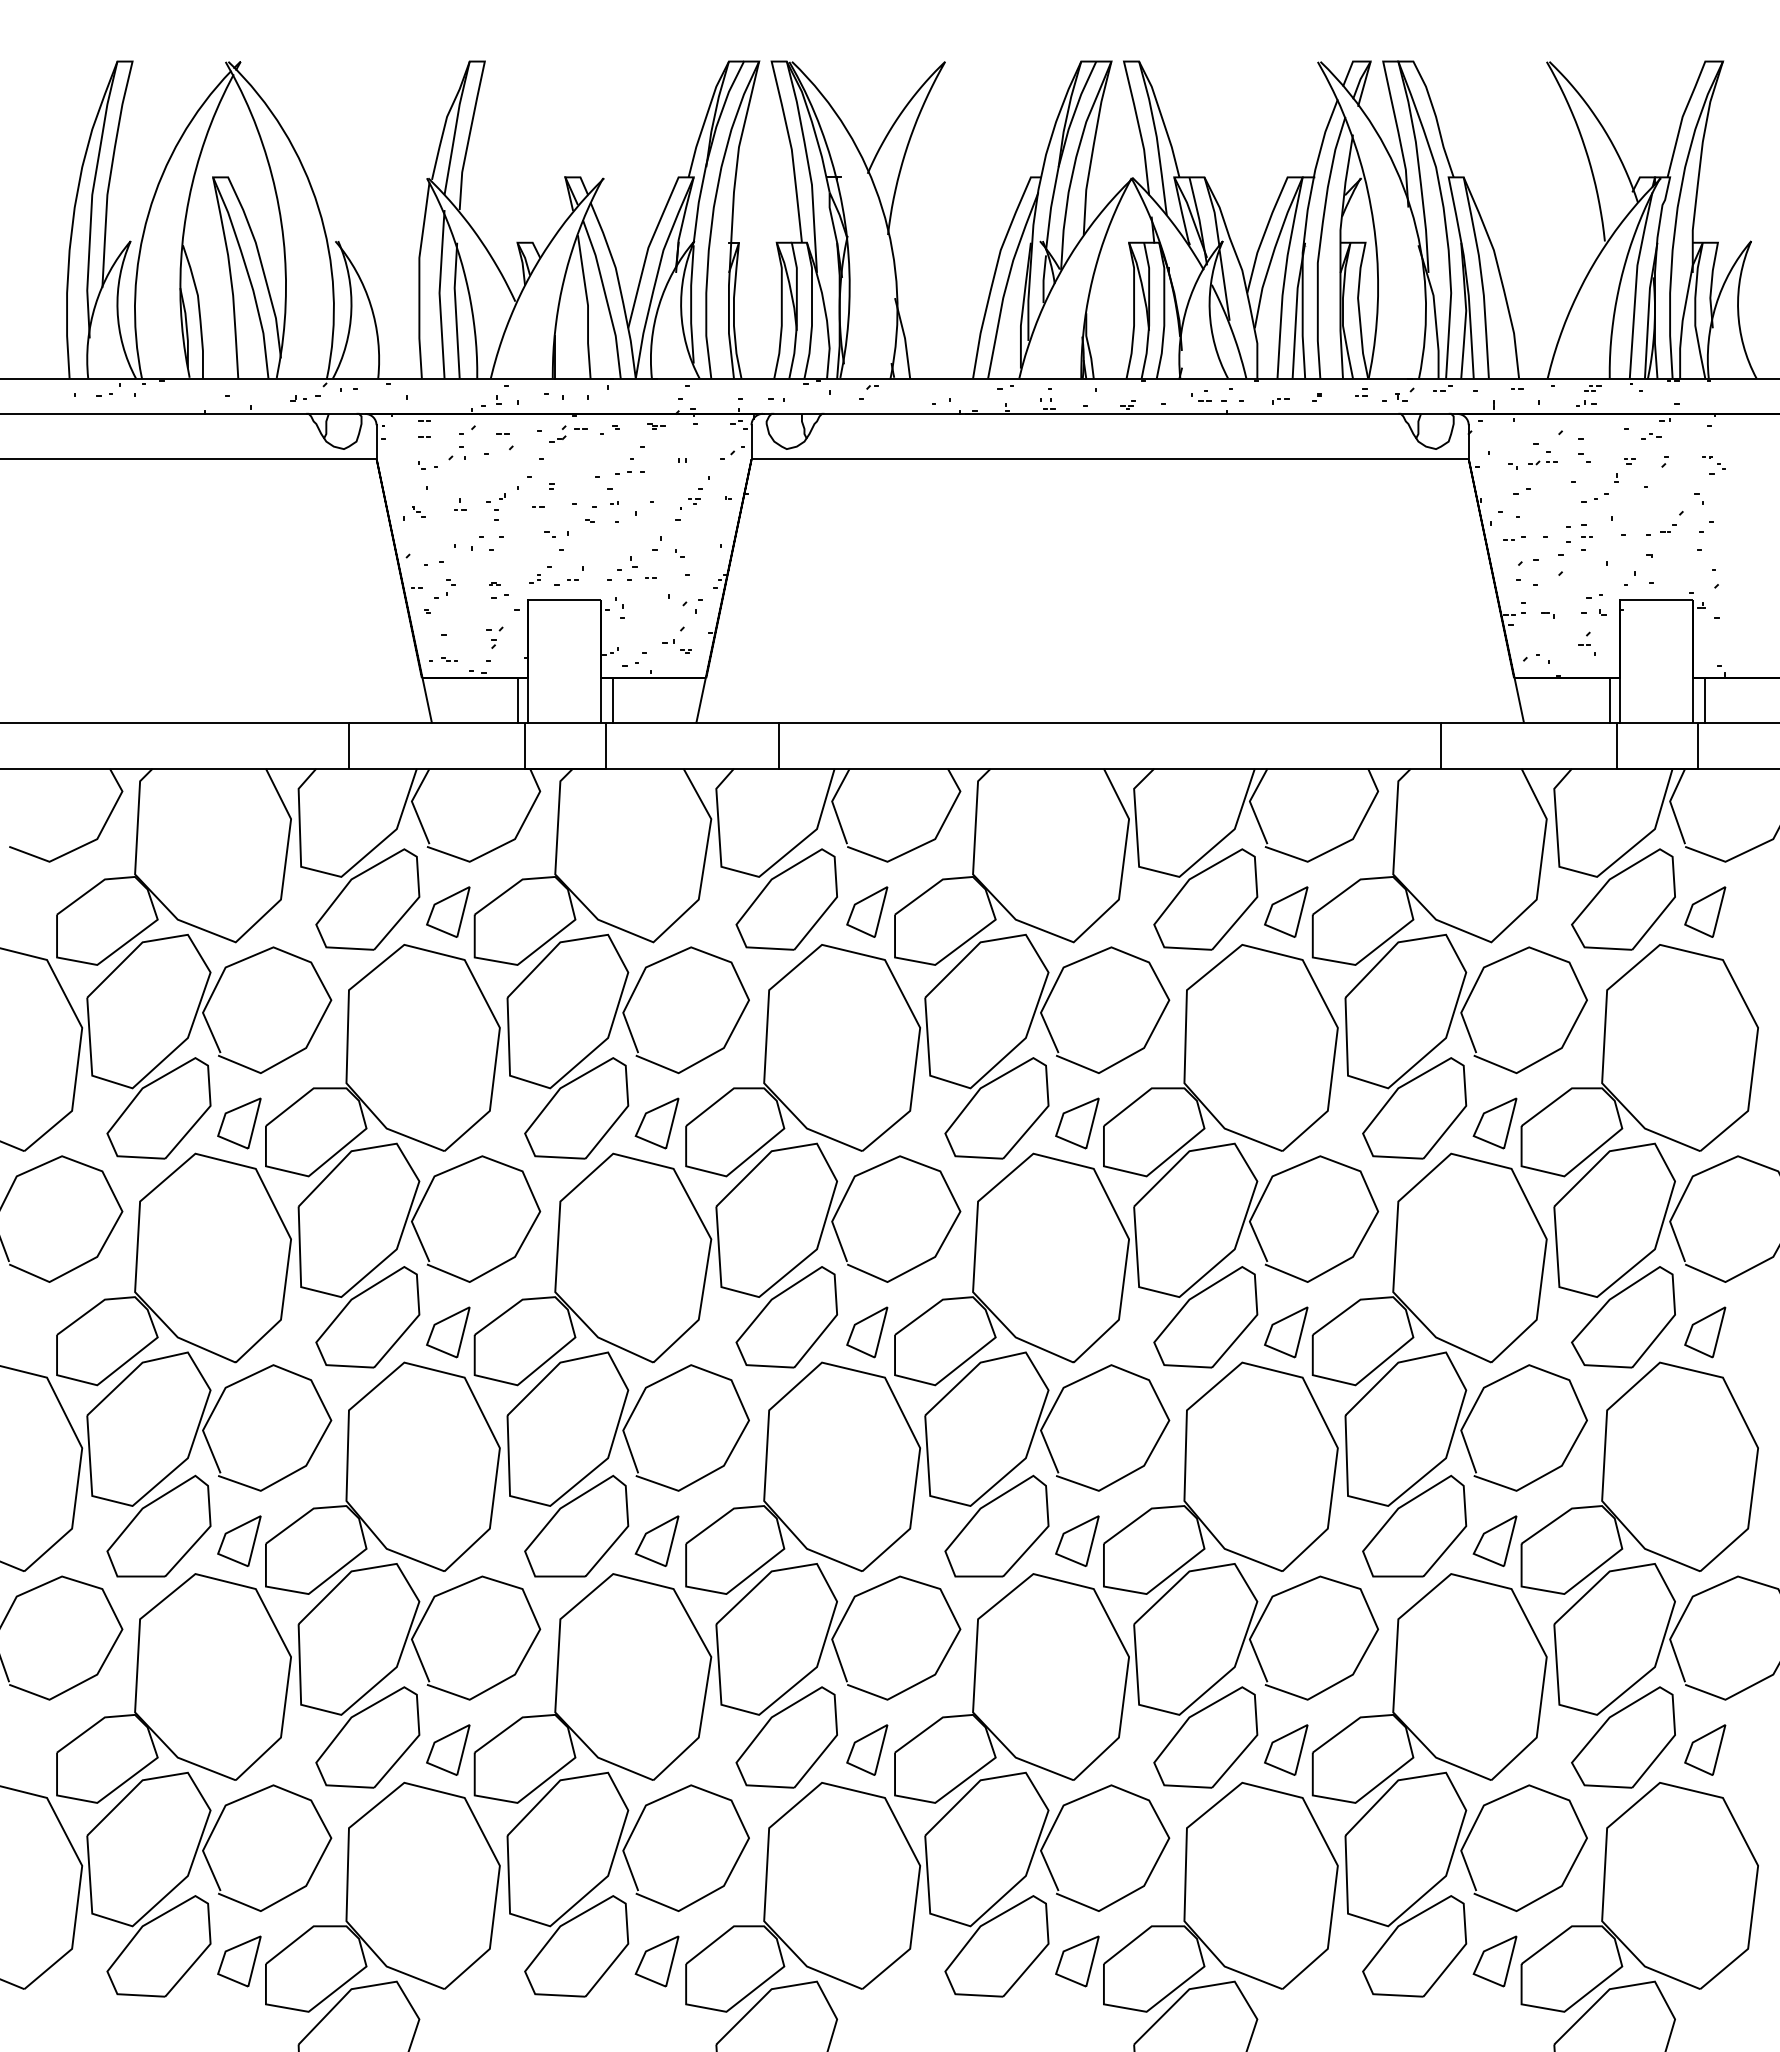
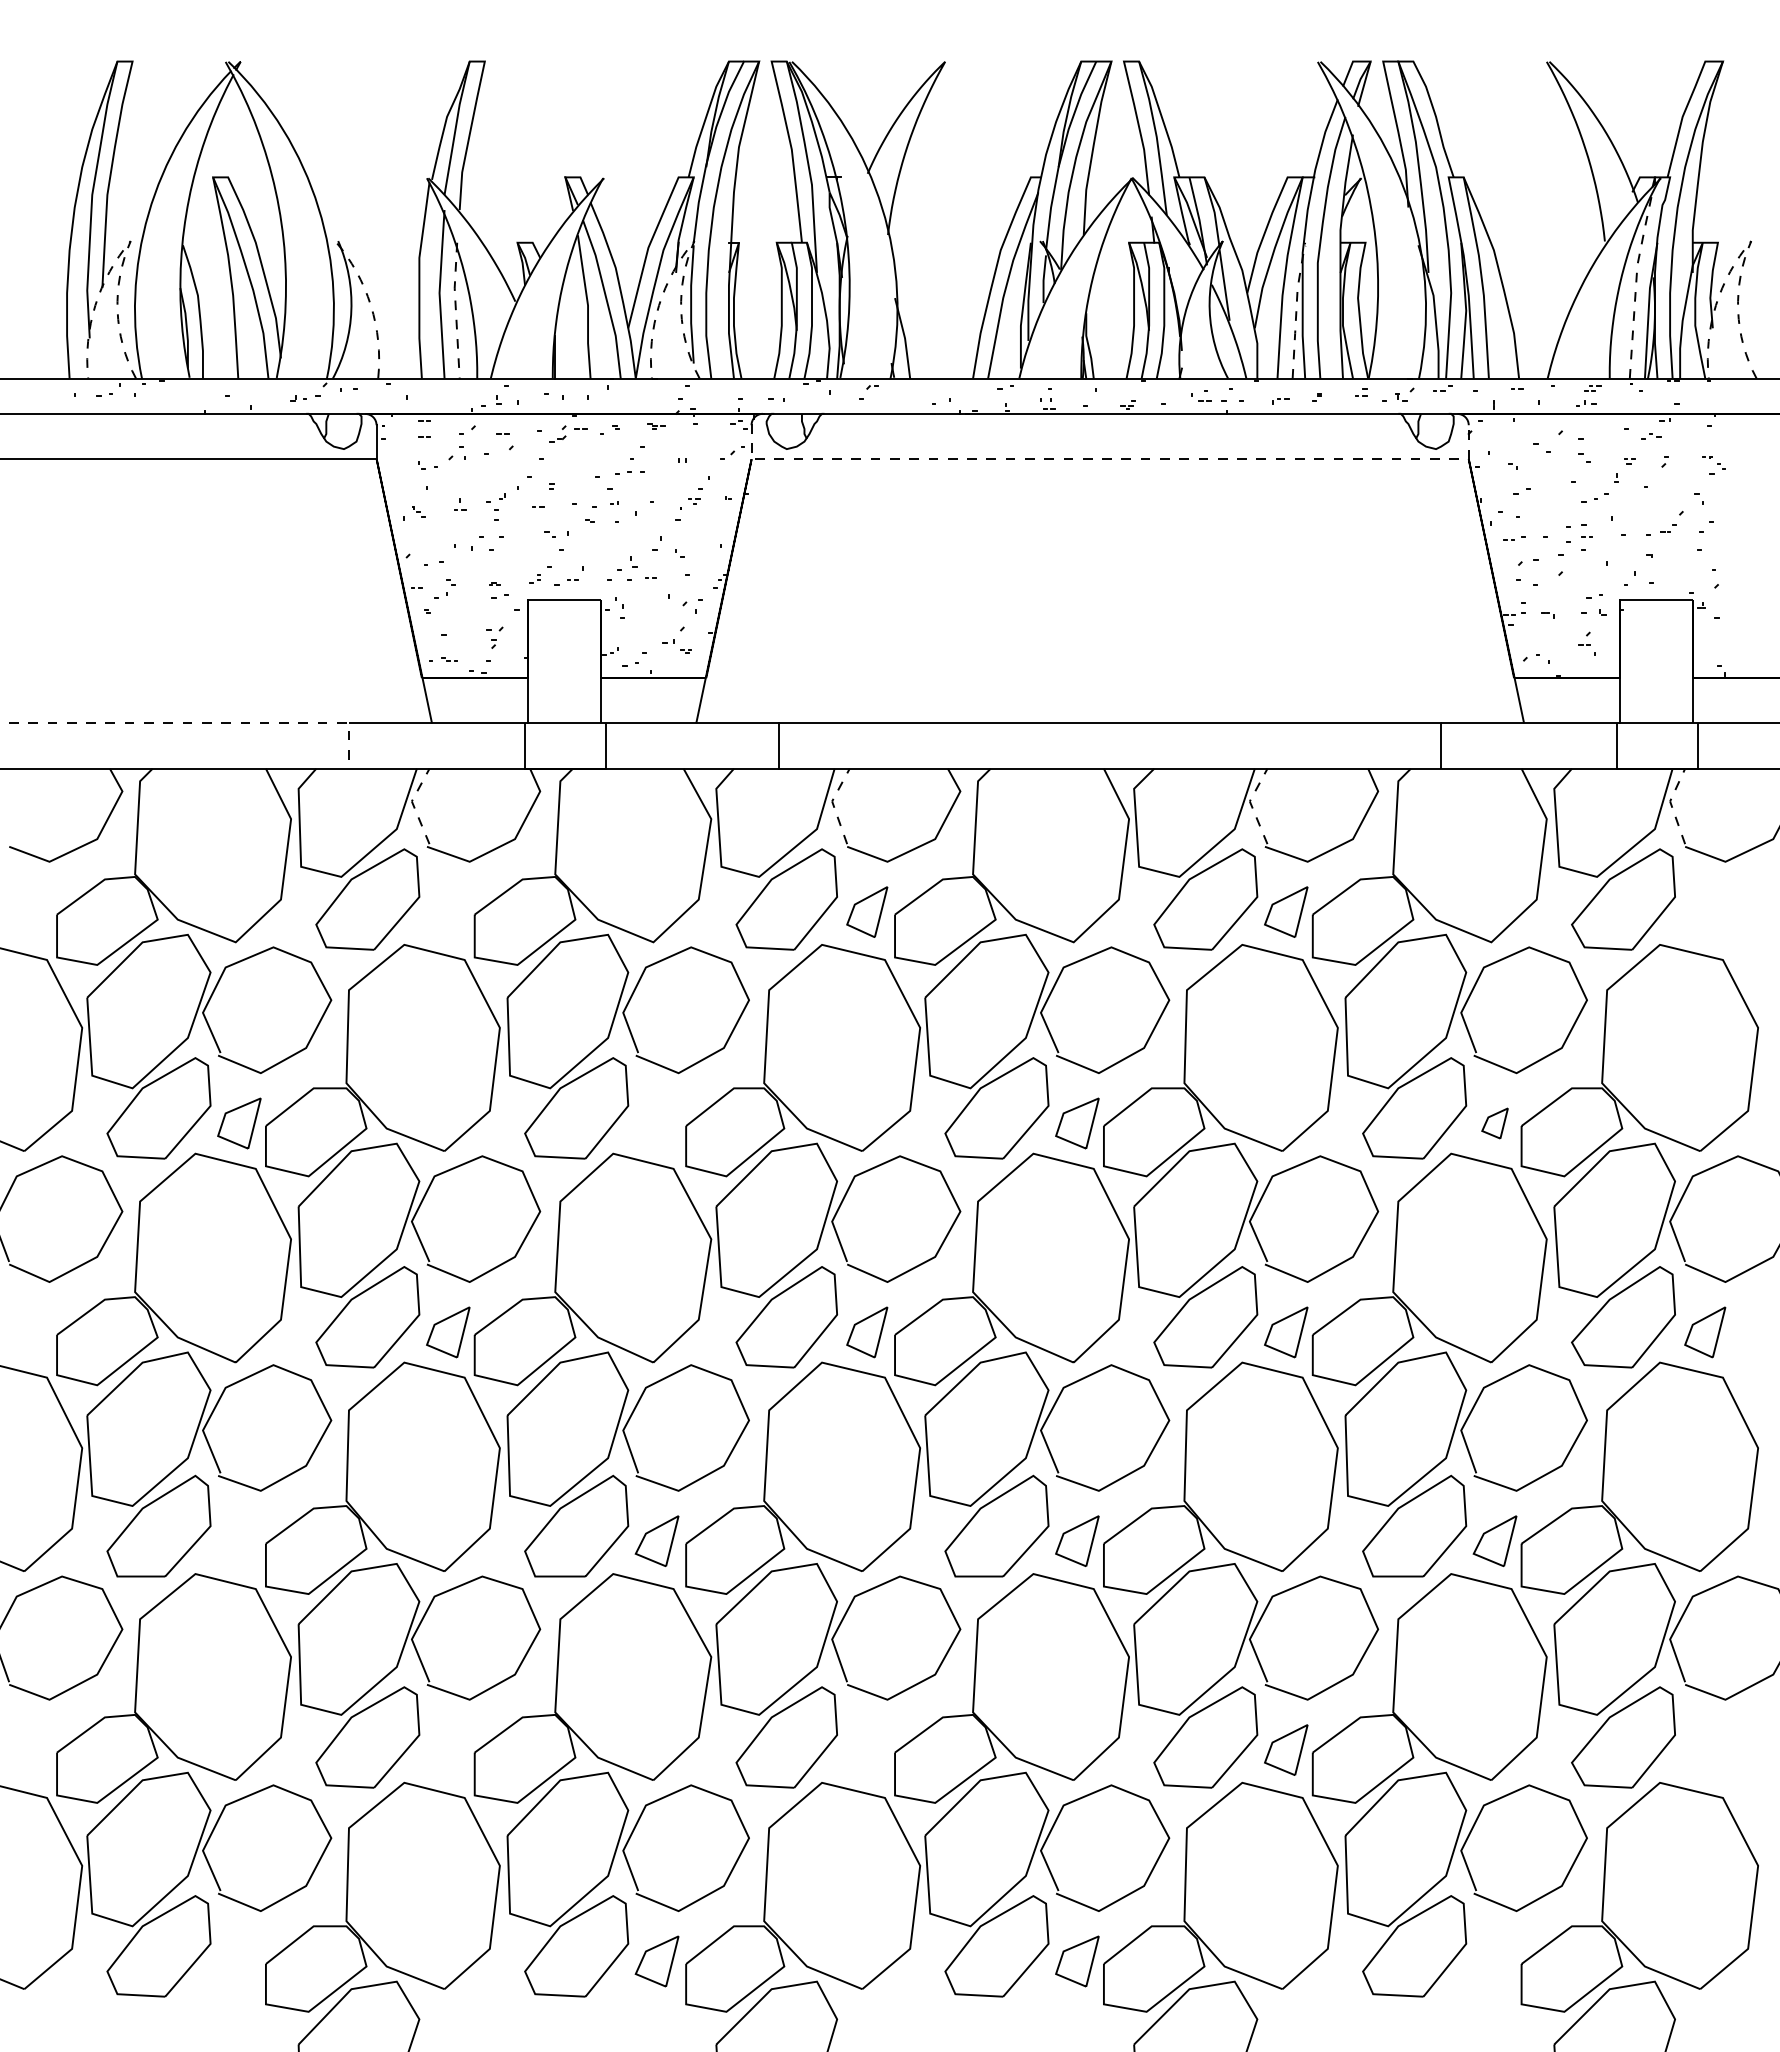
line: solid -> dashed (126, 246)
line: solid -> dashed (690, 246)
line: solid -> dashed (1747, 246)
line: solid -> dashed (1636, 283)
arc: solid -> dashed (370, 305)
line: solid -> dashed (455, 310)
line: solid -> dashed (1296, 310)
line: solid -> dashed (1110, 459)
part: present -> none (1542, 462)
line: present -> none (517, 700)
line: present -> none (613, 700)
line: present -> none (1609, 700)
line: present -> none (1705, 700)
line: solid -> dashed (198, 723)
line: solid -> dashed (833, 804)
line: solid -> dashed (413, 805)
line: solid -> dashed (1251, 805)
line: solid -> dashed (1671, 805)
part: present -> none (448, 911)
part: present -> none (1705, 911)
part: present -> none (656, 1123)
part size: 46x53 px -> 28x33 px (1494, 1123)
part: present -> none (239, 1540)
part: present -> none (448, 1749)
part: present -> none (867, 1749)
part: present -> none (1705, 1749)
part: present -> none (239, 1961)
part: present -> none (1494, 1961)
